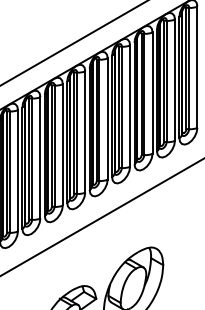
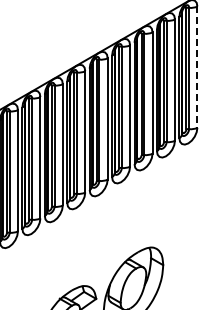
line: present -> none (73, 43)
line: solid -> dashed (197, 67)
line: present -> none (101, 217)
